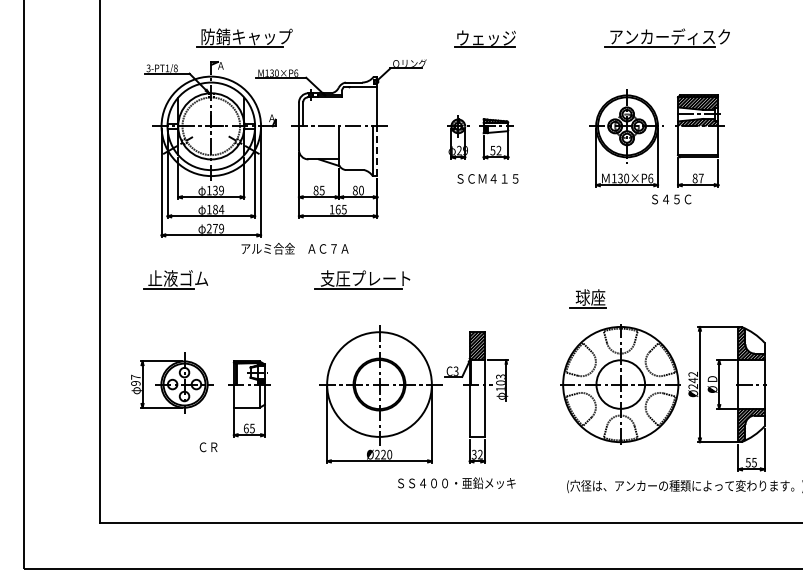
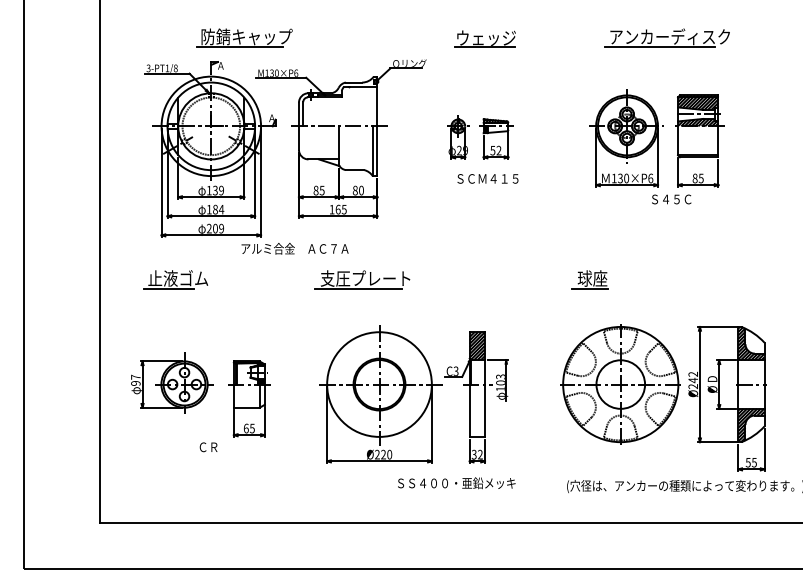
line: dashed -> solid (377, 151)
text: 87 -> 85 (700, 178)
text: 279 -> 209 (215, 228)
part position: (587, 298) -> (589, 279) (589, 279)
